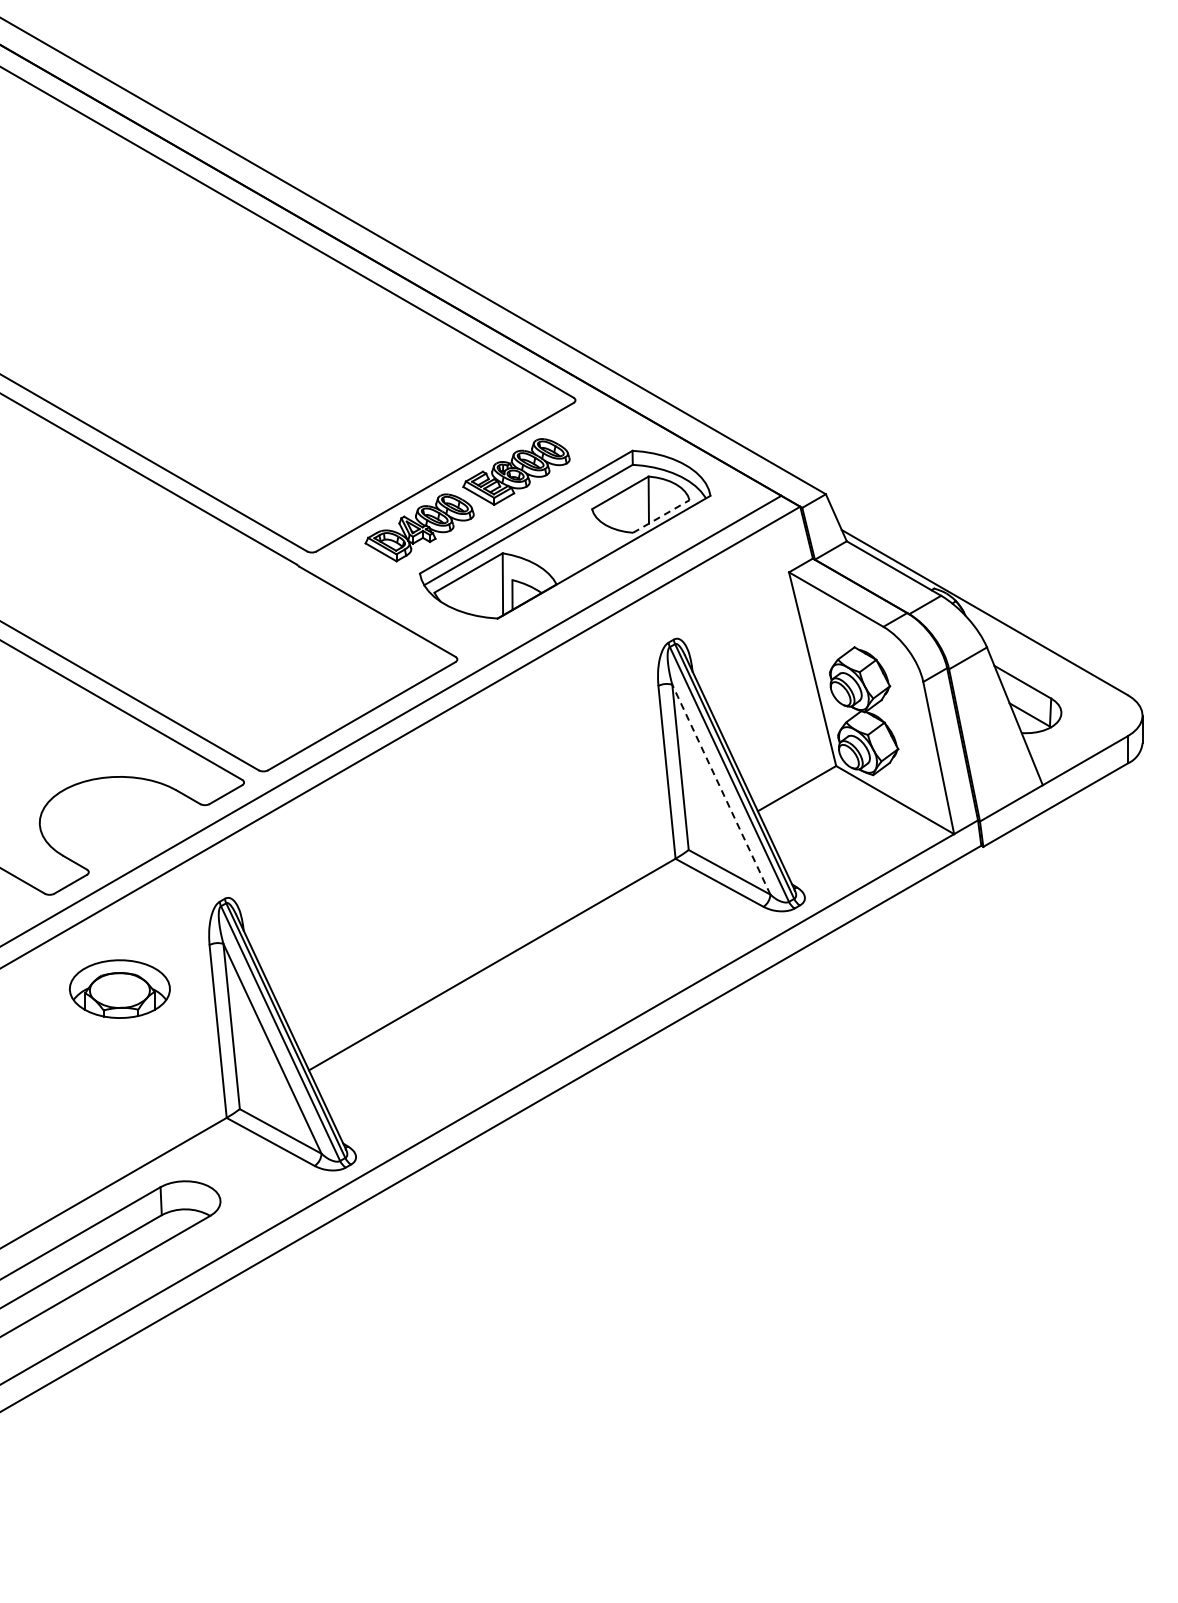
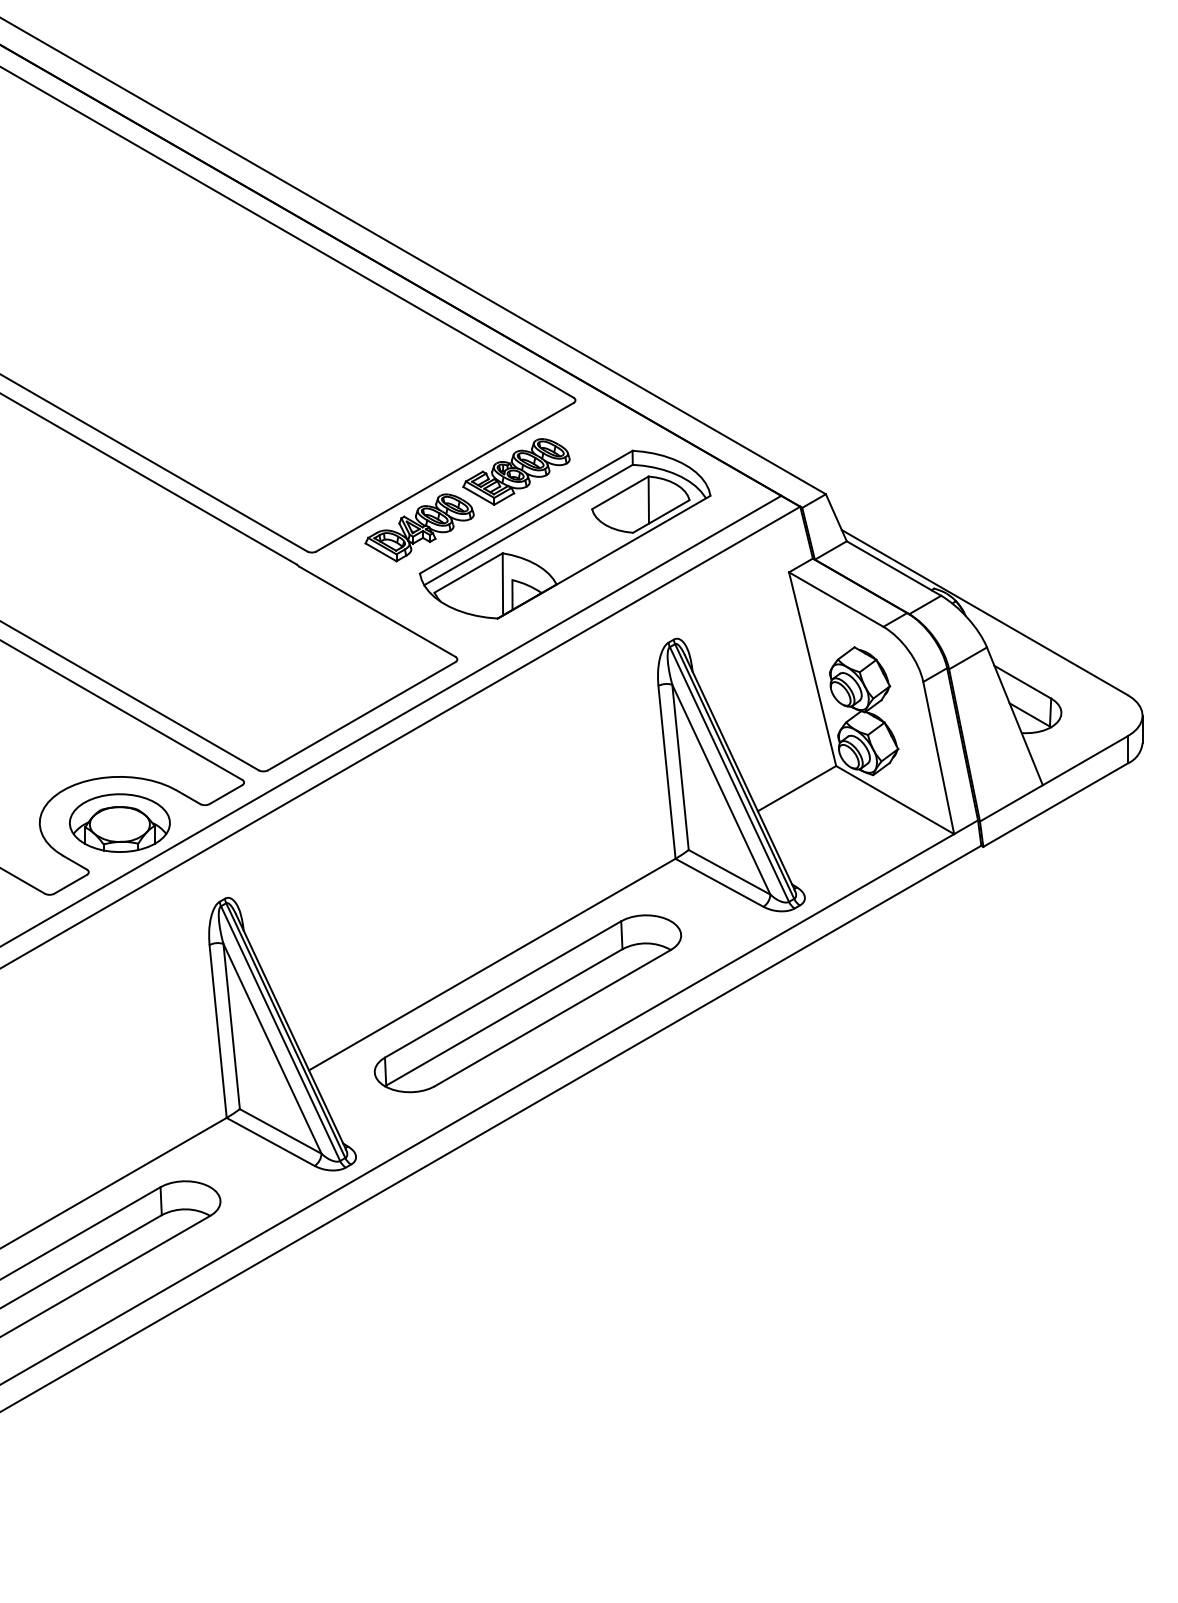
line: dashed -> solid (661, 516)
line: dashed -> solid (721, 789)
part position: (119, 988) -> (119, 822) (119, 822)
part: none -> present (527, 1003)
